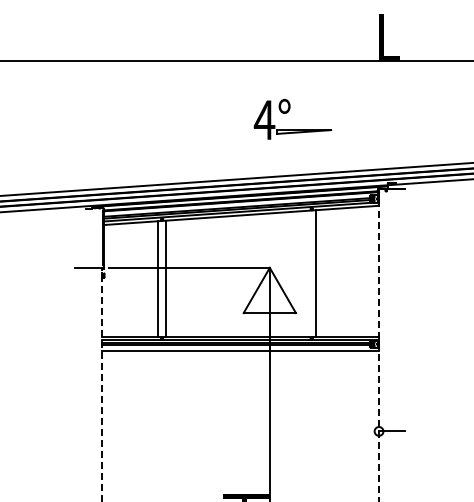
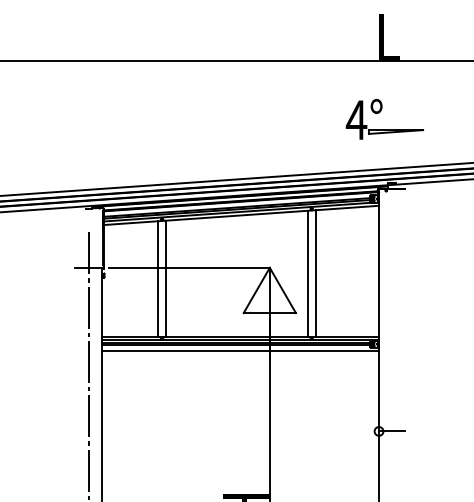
part position: (287, 113) -> (379, 113) (379, 113)
line: none -> present (307, 273)
line: dashed -> solid (379, 345)
line: none -> present (89, 365)
line: dashed -> solid (102, 384)
